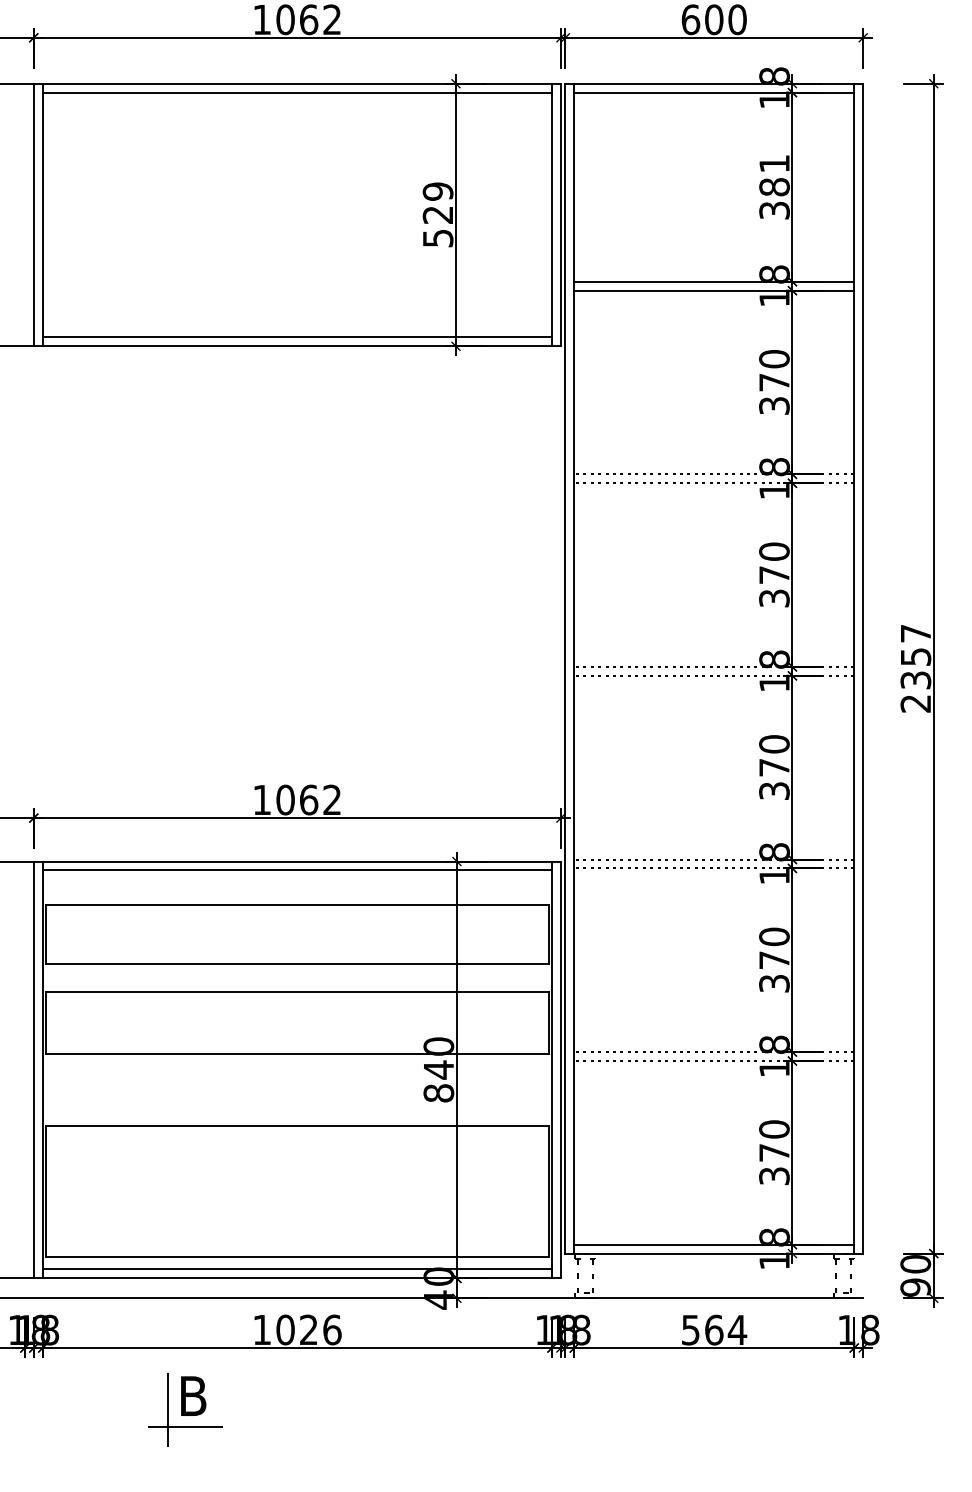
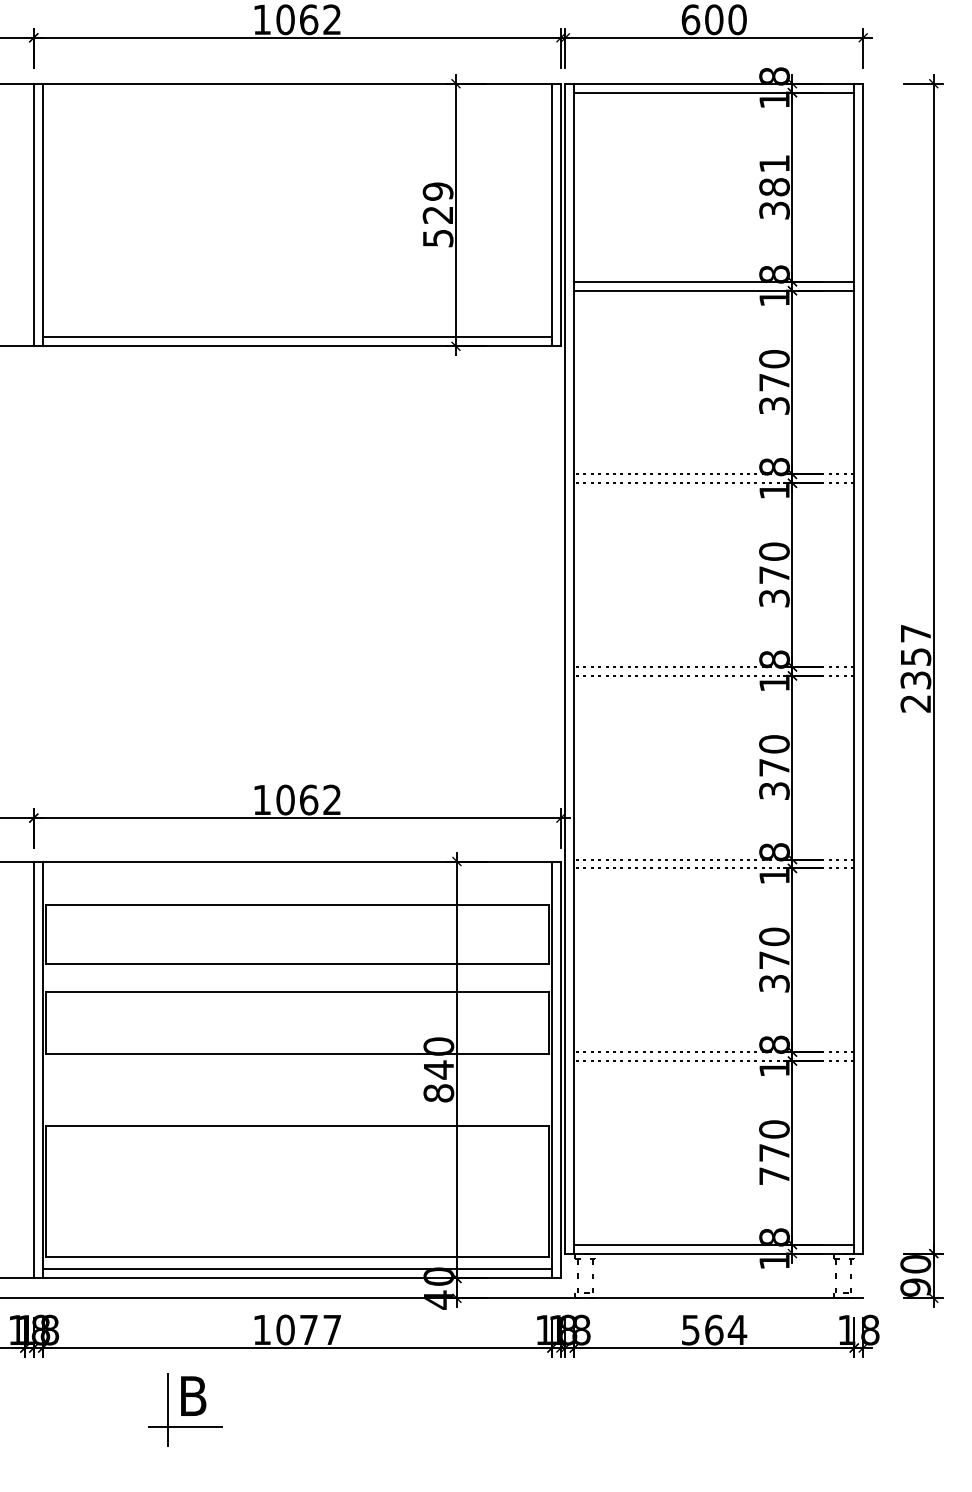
line: present -> none (296, 92)
line: present -> none (296, 870)
text: 370 -> 770 (774, 1176)
text: 1026 -> 1077 (320, 1329)
